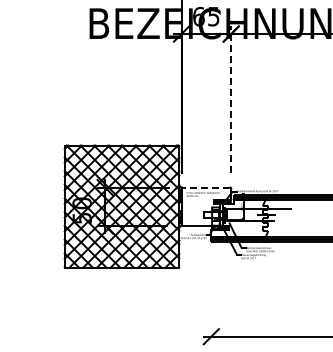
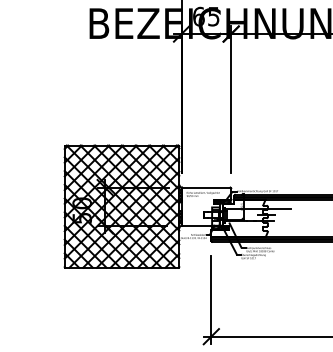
line: dashed -> solid (231, 99)
line: dashed -> solid (205, 187)
line: none -> present (211, 300)
